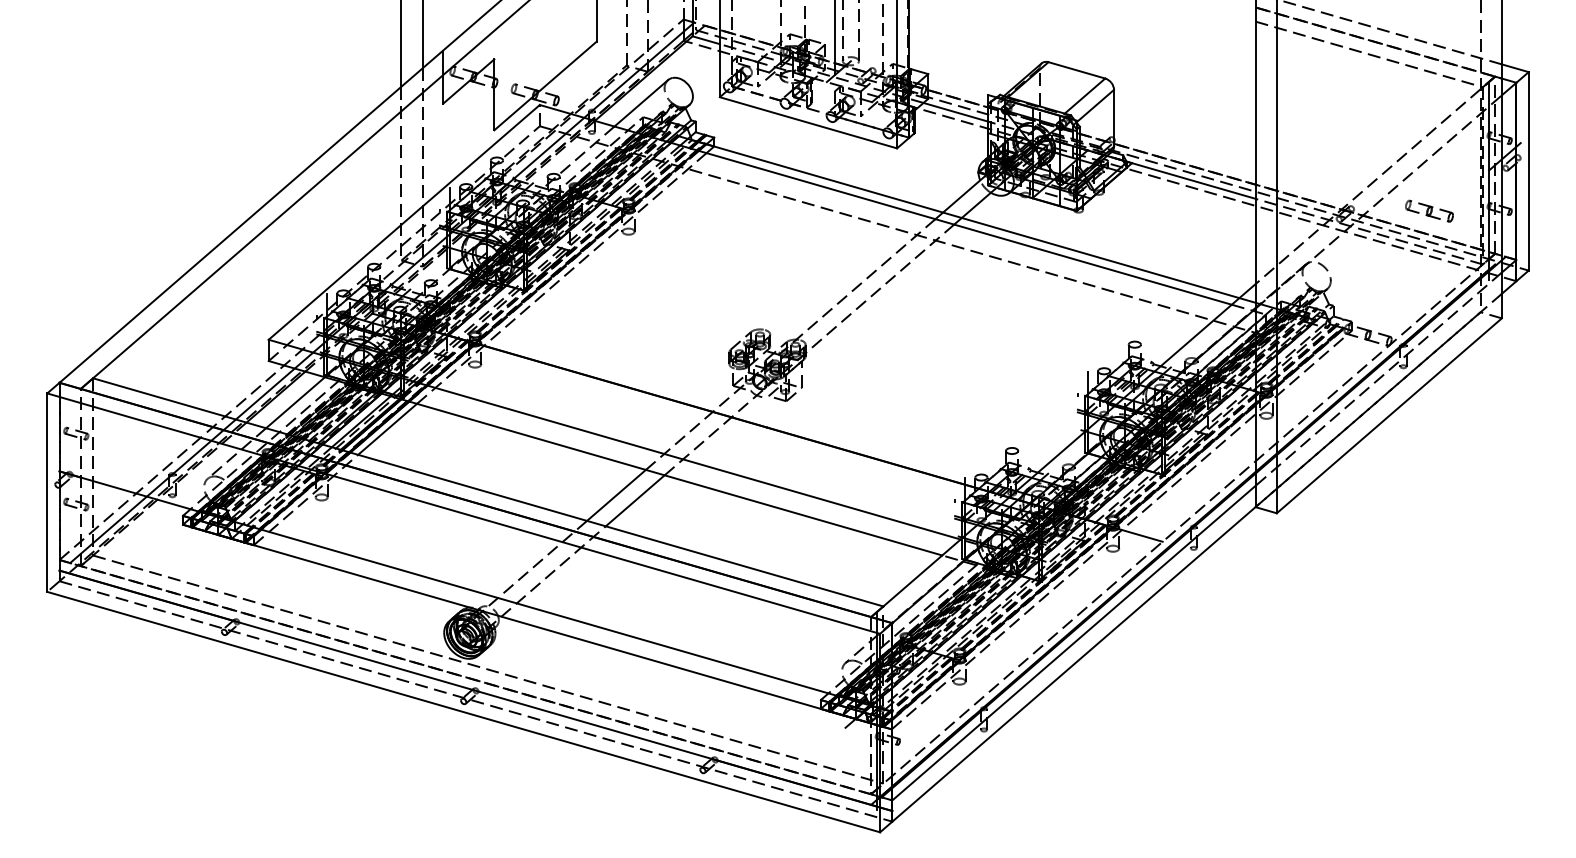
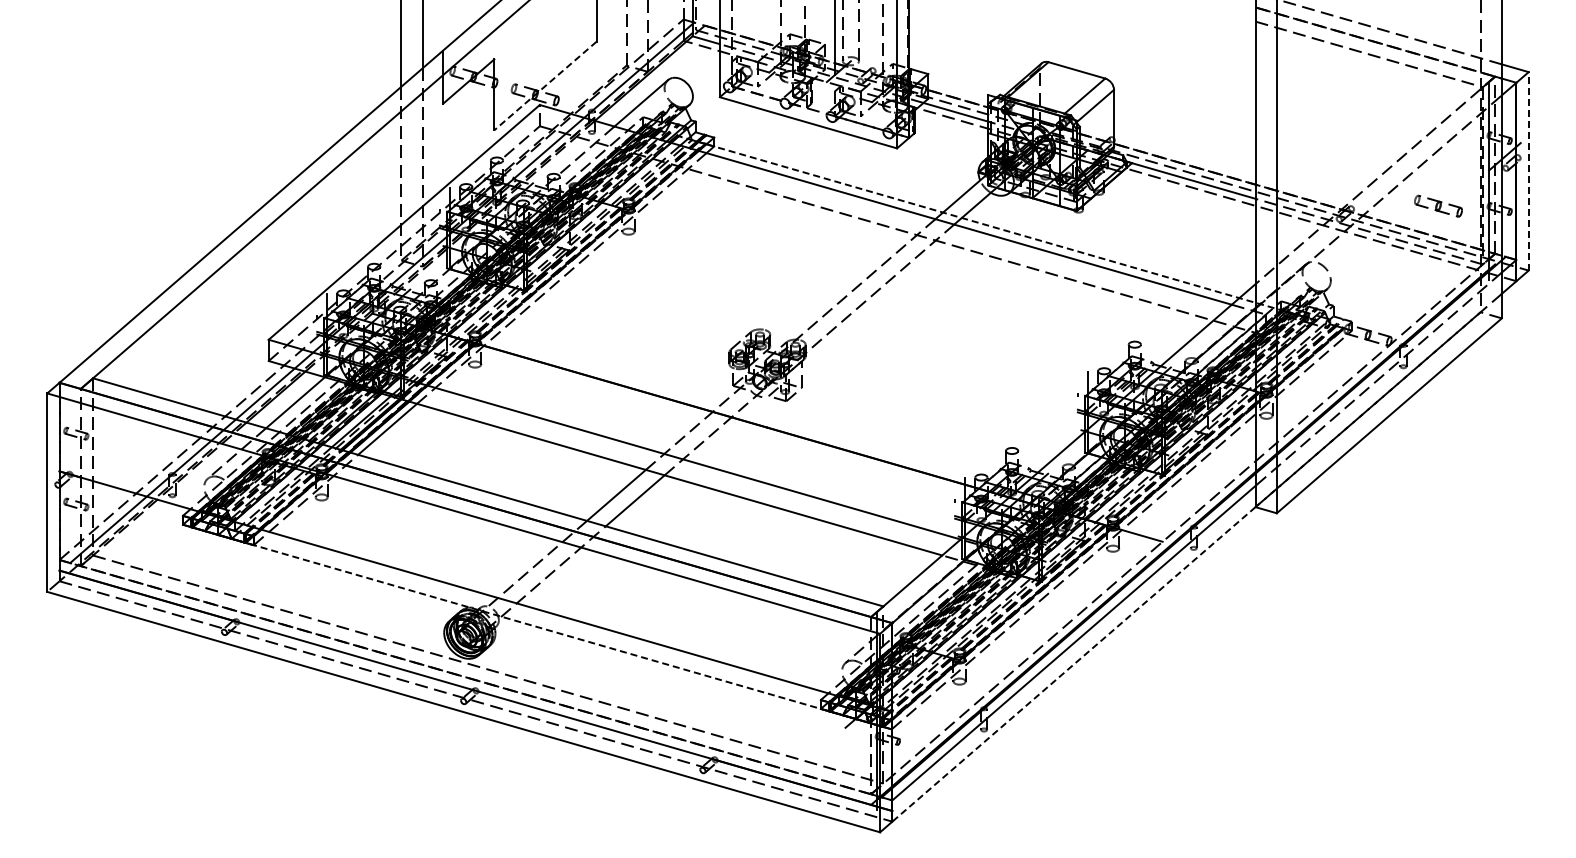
line: solid -> dashed (545, 86)
line: solid -> dashed (1528, 170)
part position: (1429, 210) -> (1438, 205) (1438, 205)
line: solid -> dashed (997, 228)
line: solid -> dashed (537, 627)
line: solid -> dashed (1073, 664)
